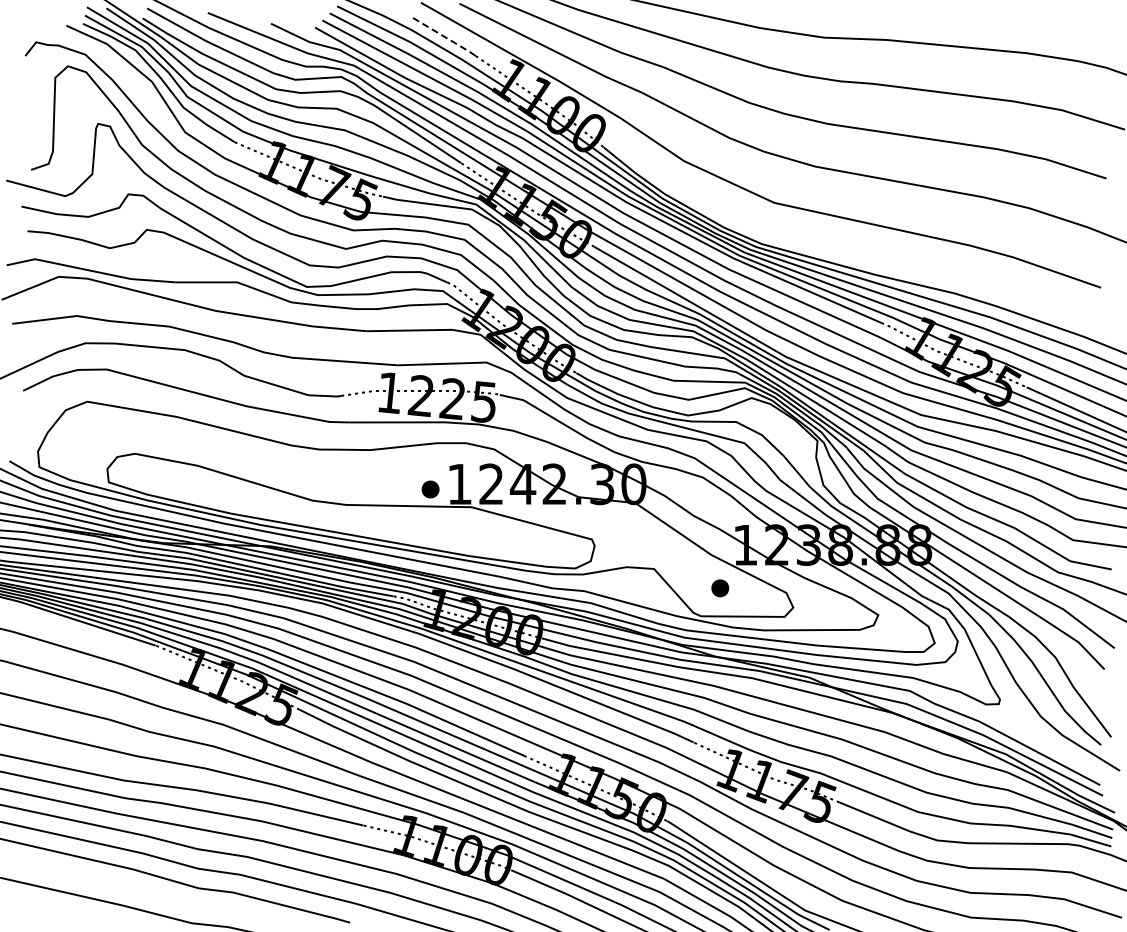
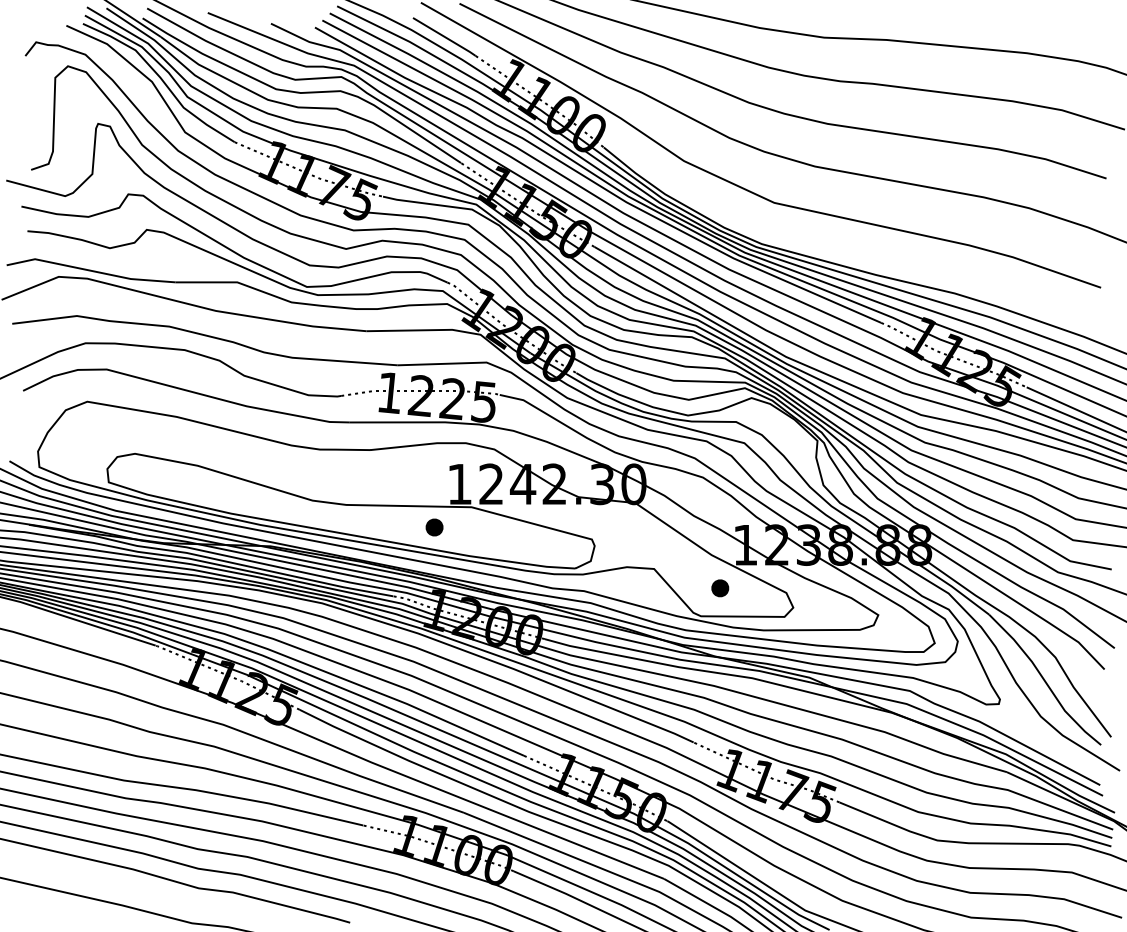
line: dashed -> solid (445, 37)
part position: (430, 489) -> (434, 527) (434, 527)
